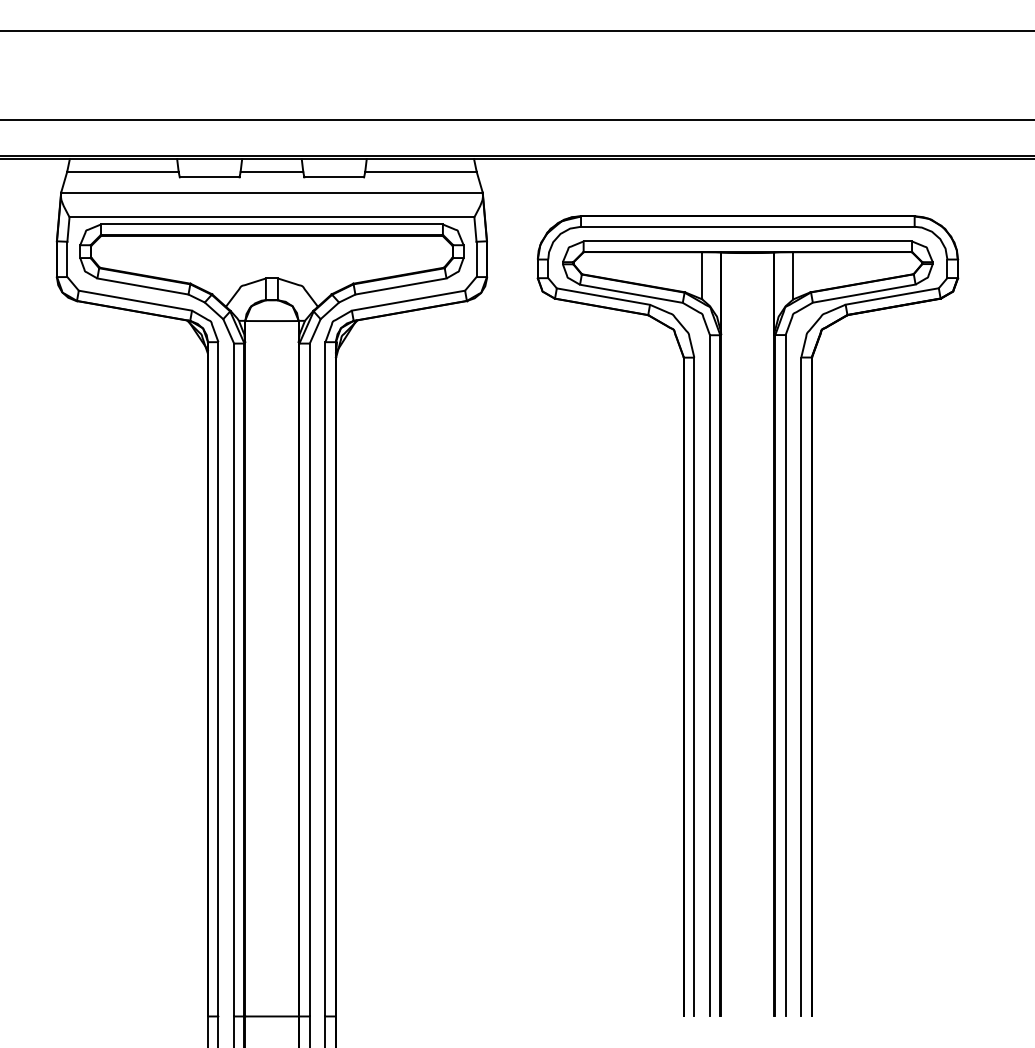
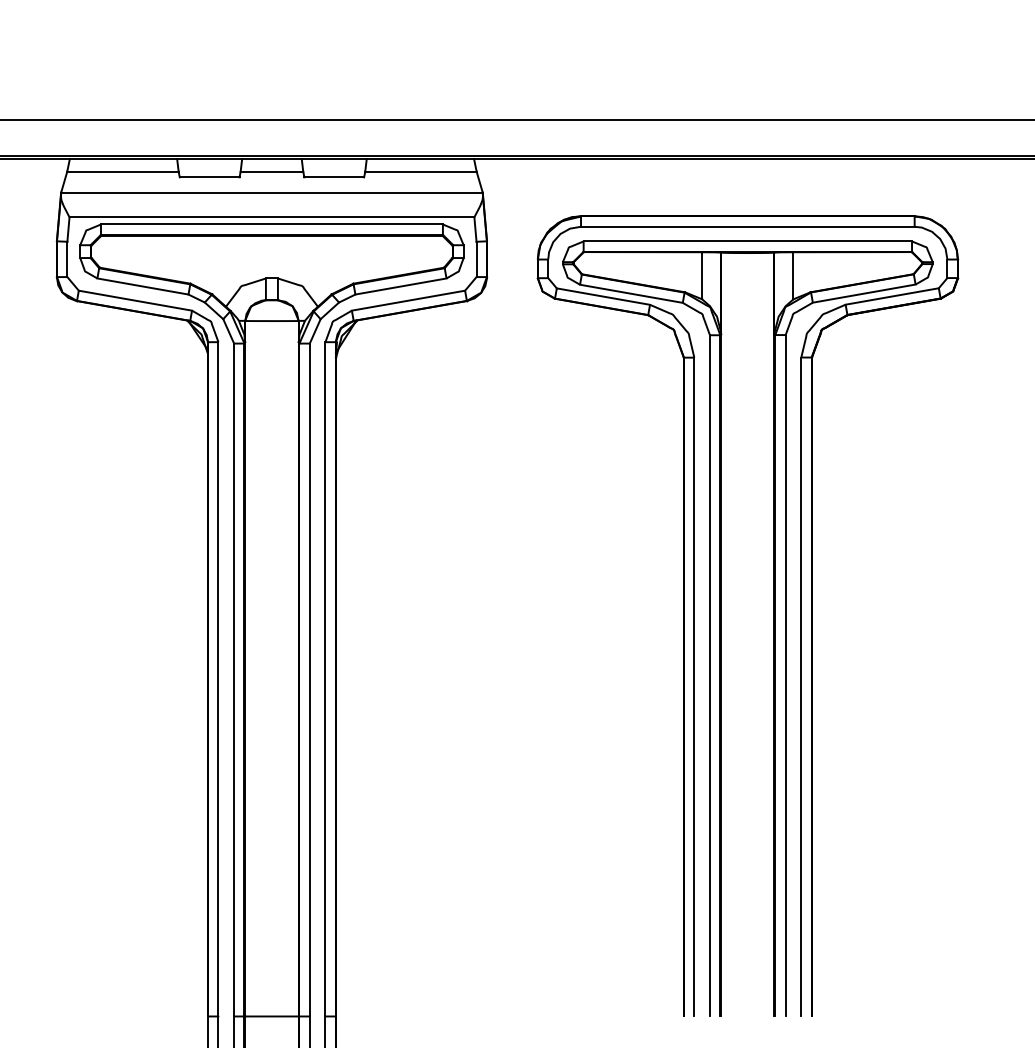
line: present -> none (516, 31)
